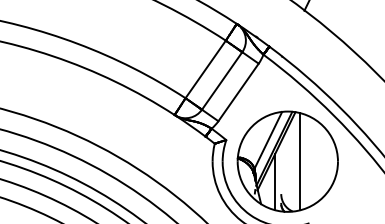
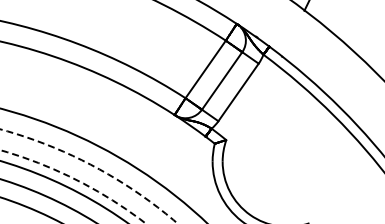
part: present -> none (287, 161)
arc: solid -> dashed (92, 165)
arc: solid -> dashed (76, 180)
